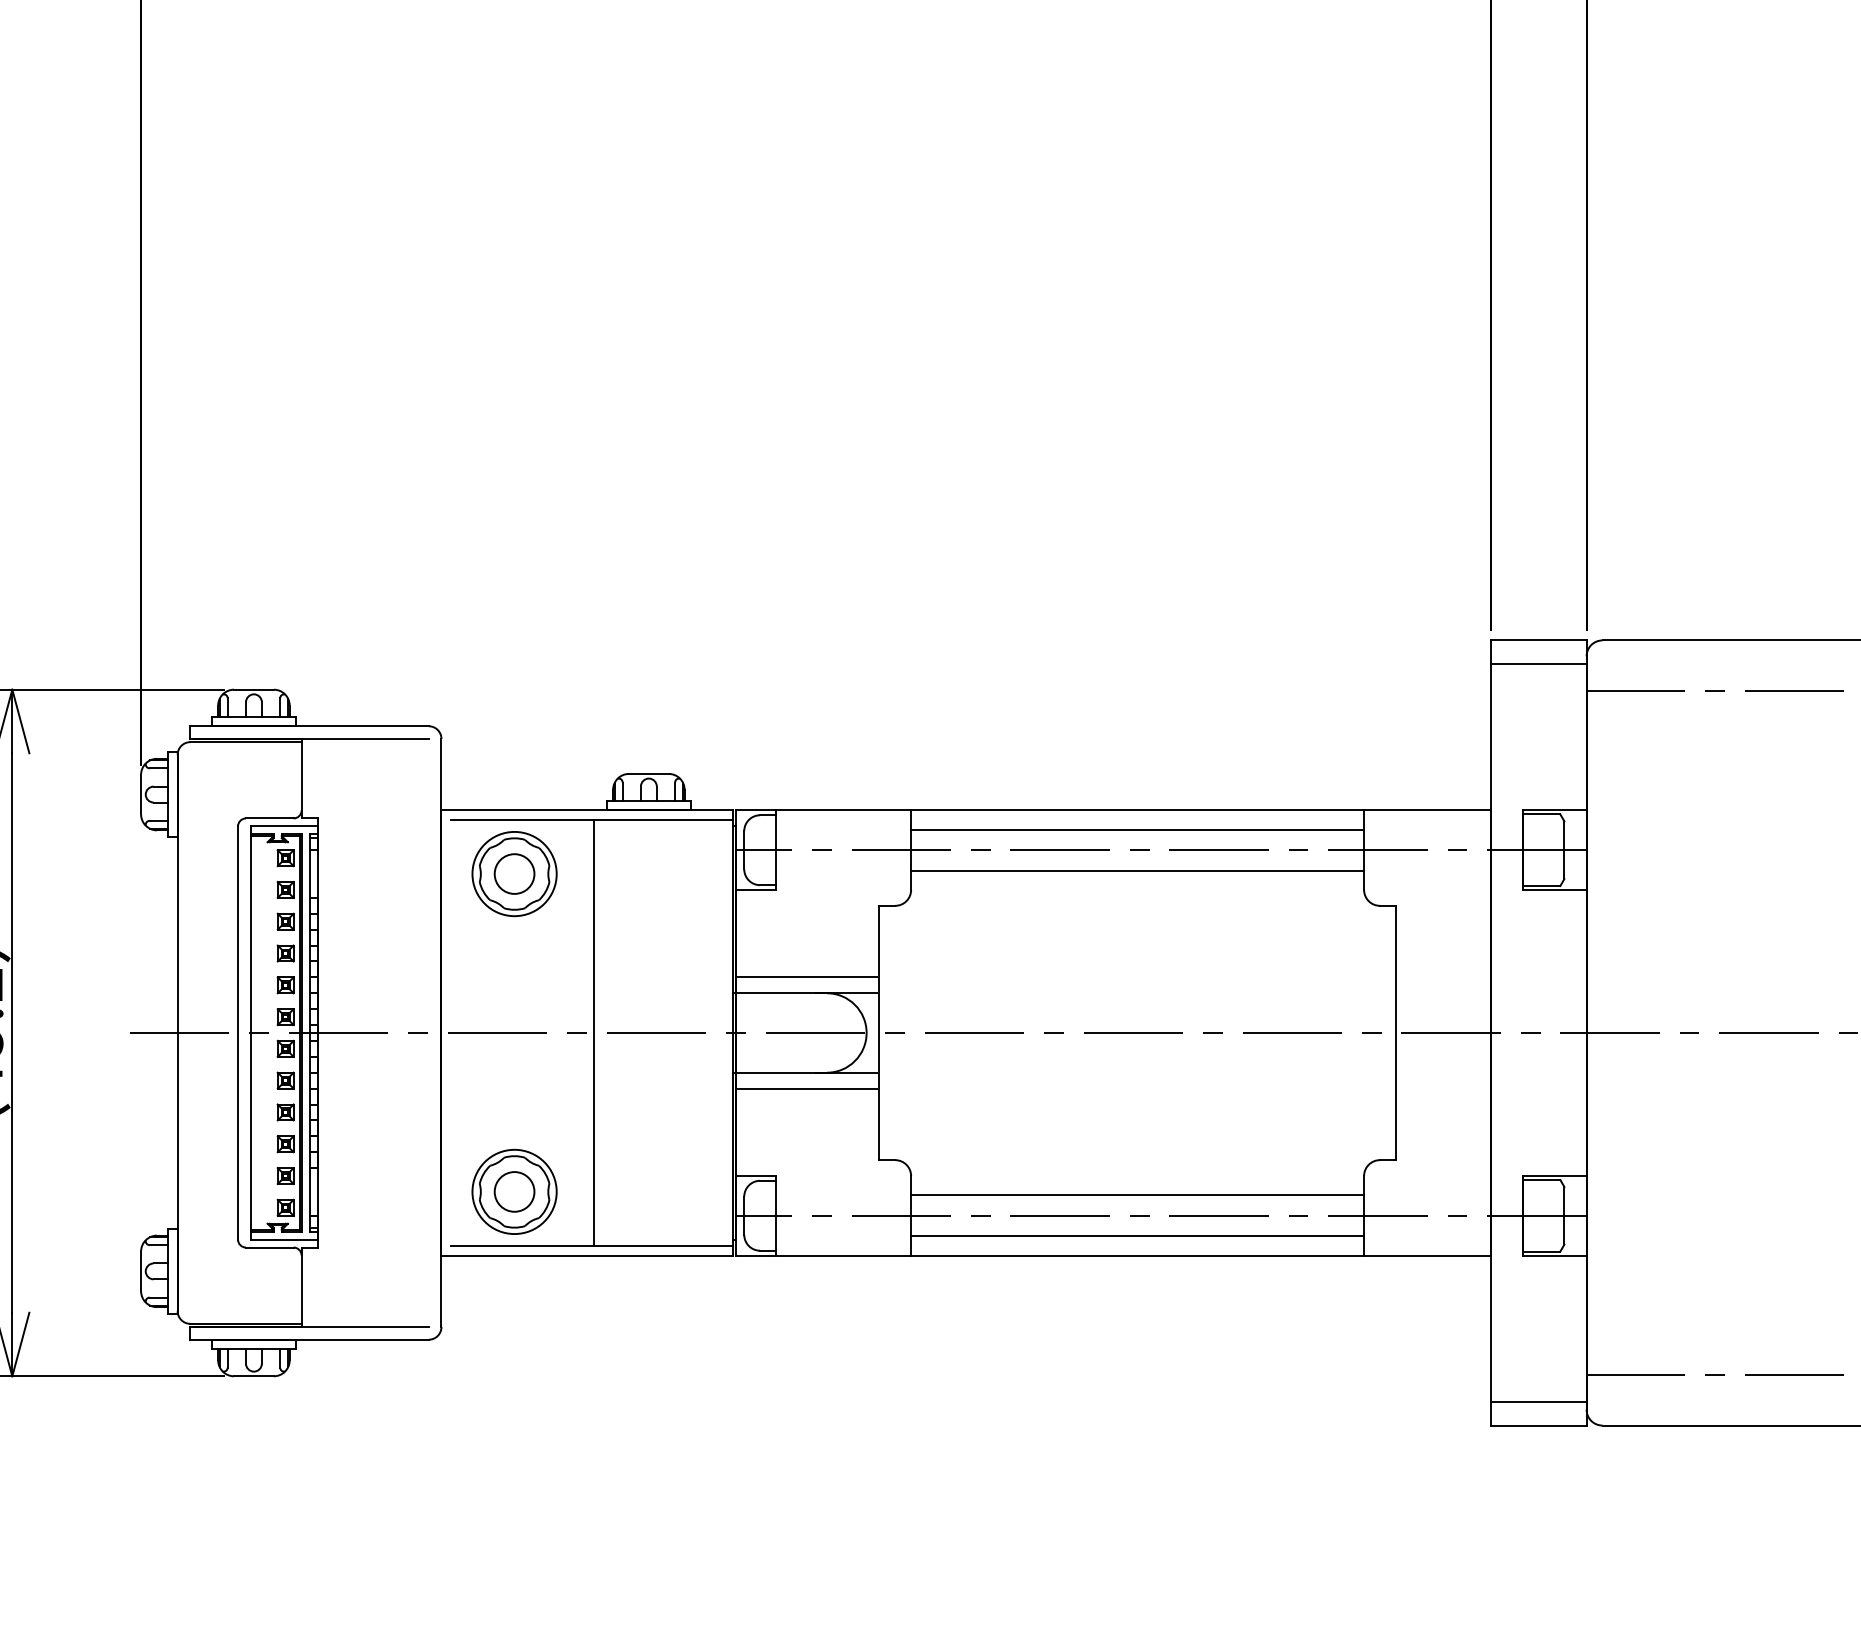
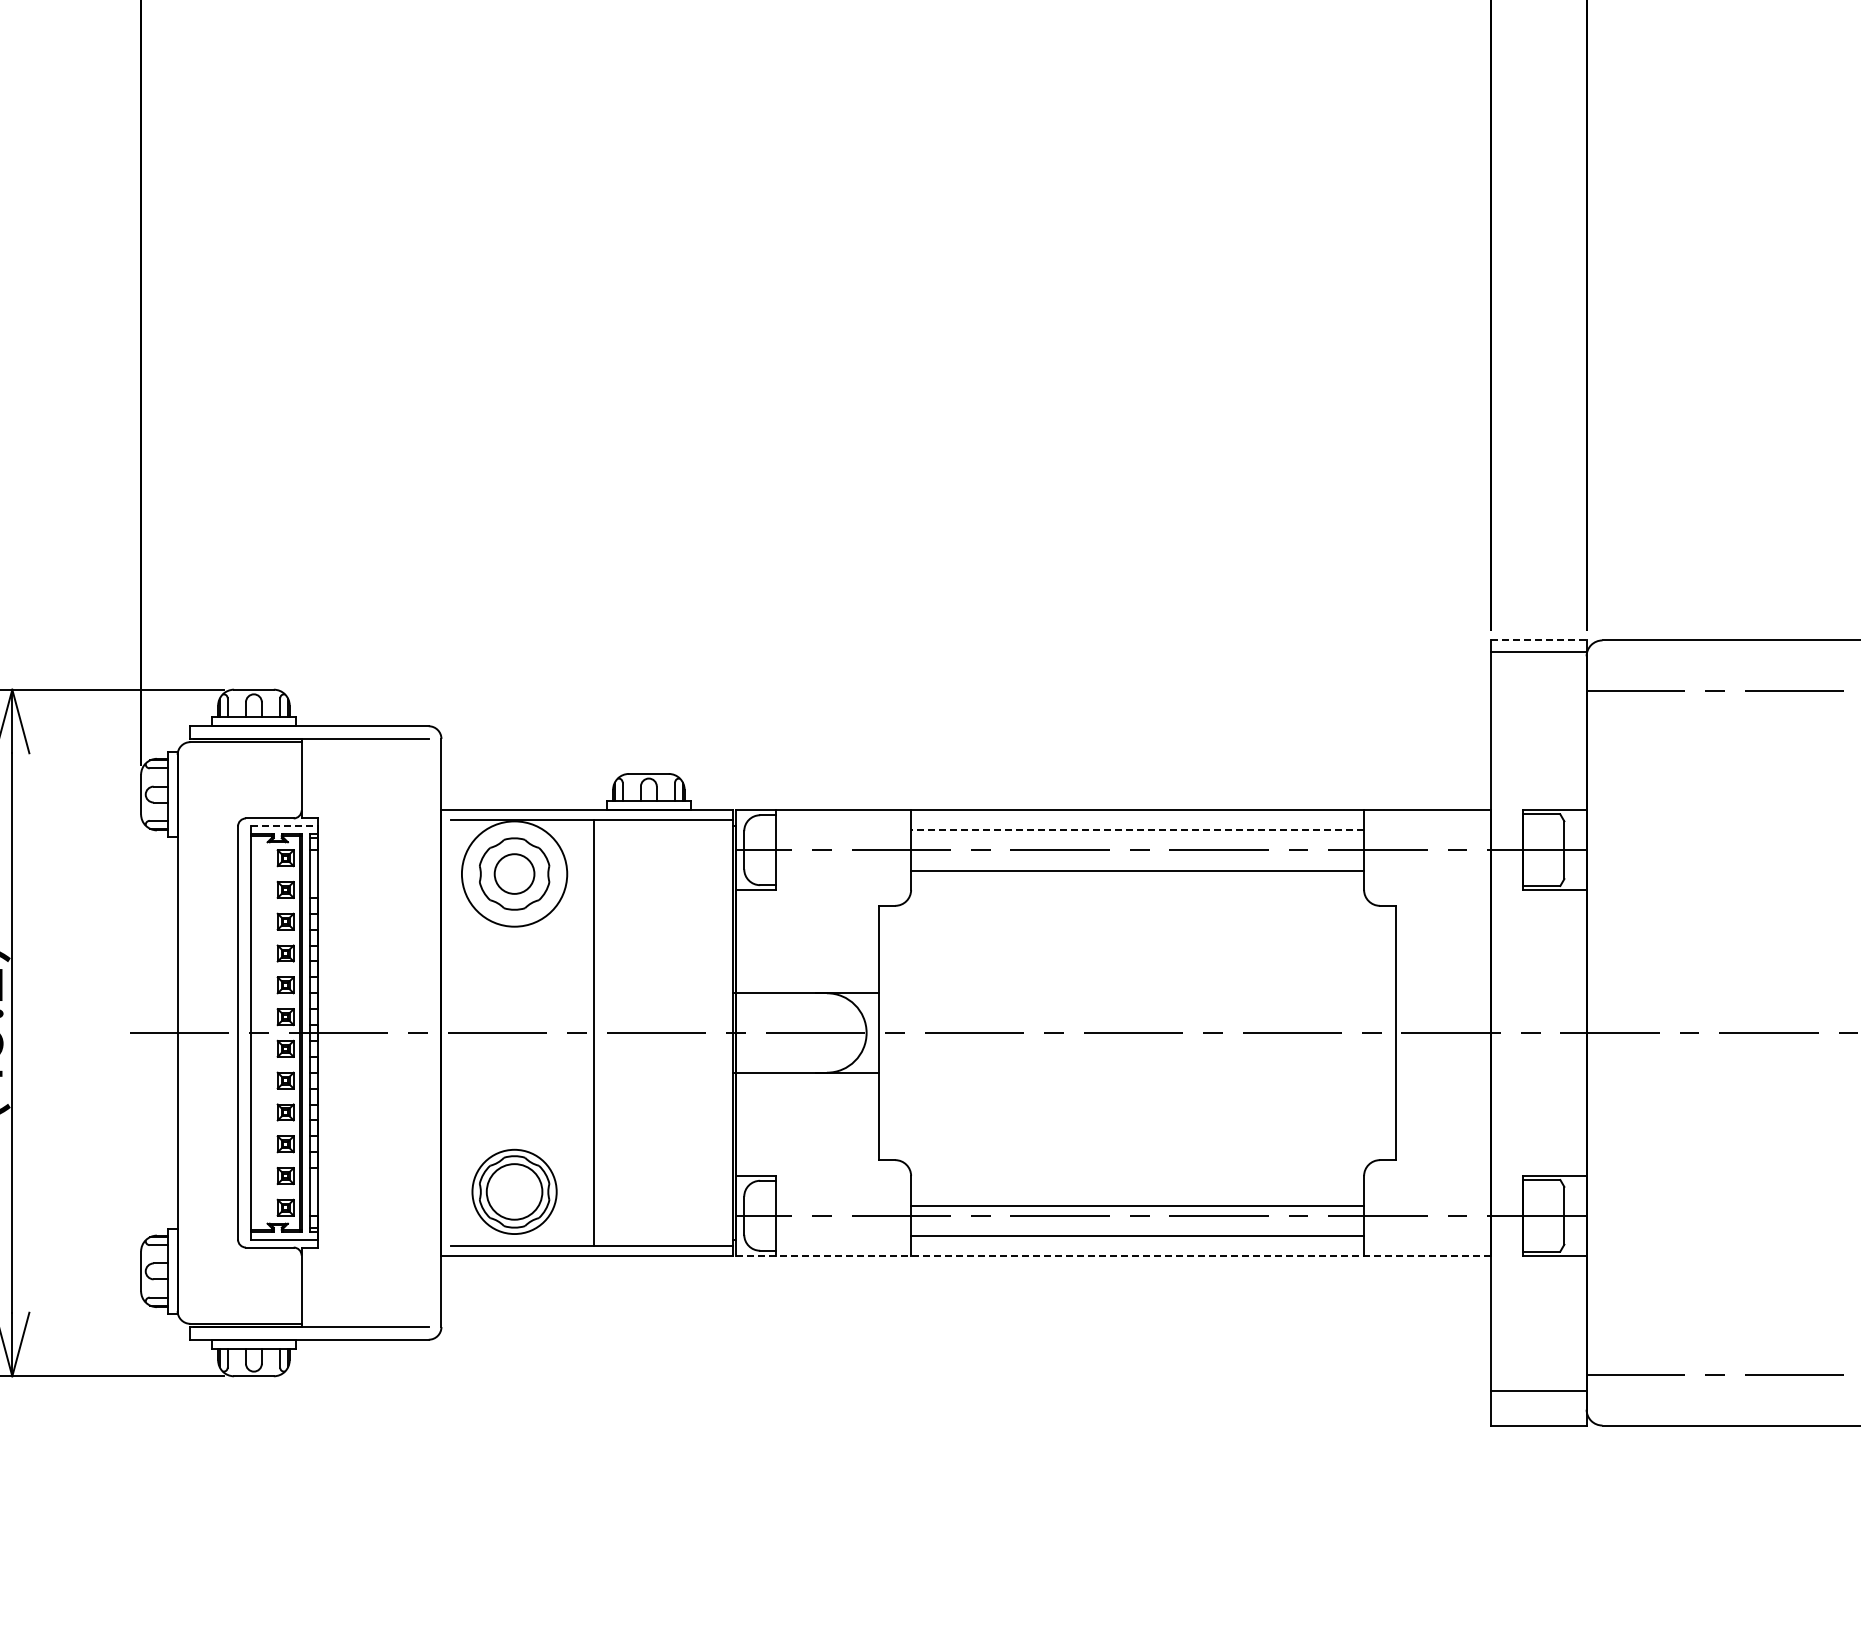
line: solid -> dashed (1538, 640)
line position: (1538, 664) -> (1538, 652) (1538, 652)
line: solid -> dashed (284, 826)
line: solid -> dashed (1137, 829)
circle diameter: 84 px -> 105 px (514, 873)
line: present -> none (807, 977)
line: present -> none (807, 1088)
circle diameter: 40 px -> 56 px (514, 1191)
line position: (1137, 1195) -> (1137, 1206) (1137, 1206)
line: solid -> dashed (1113, 1255)
line position: (1538, 1401) -> (1538, 1390) (1538, 1390)
